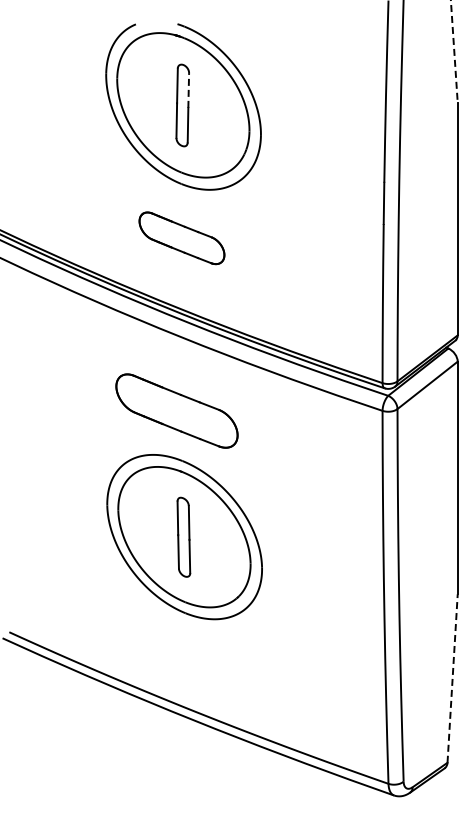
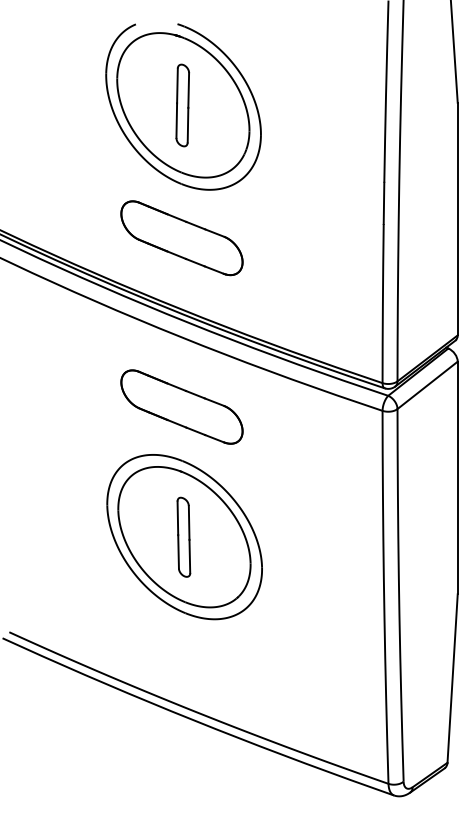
line: dashed -> solid (454, 51)
line: dashed -> solid (188, 89)
part size: 88x55 px -> 124x77 px (181, 238)
part position: (176, 410) -> (181, 406) (181, 406)
line: dashed -> solid (452, 678)
